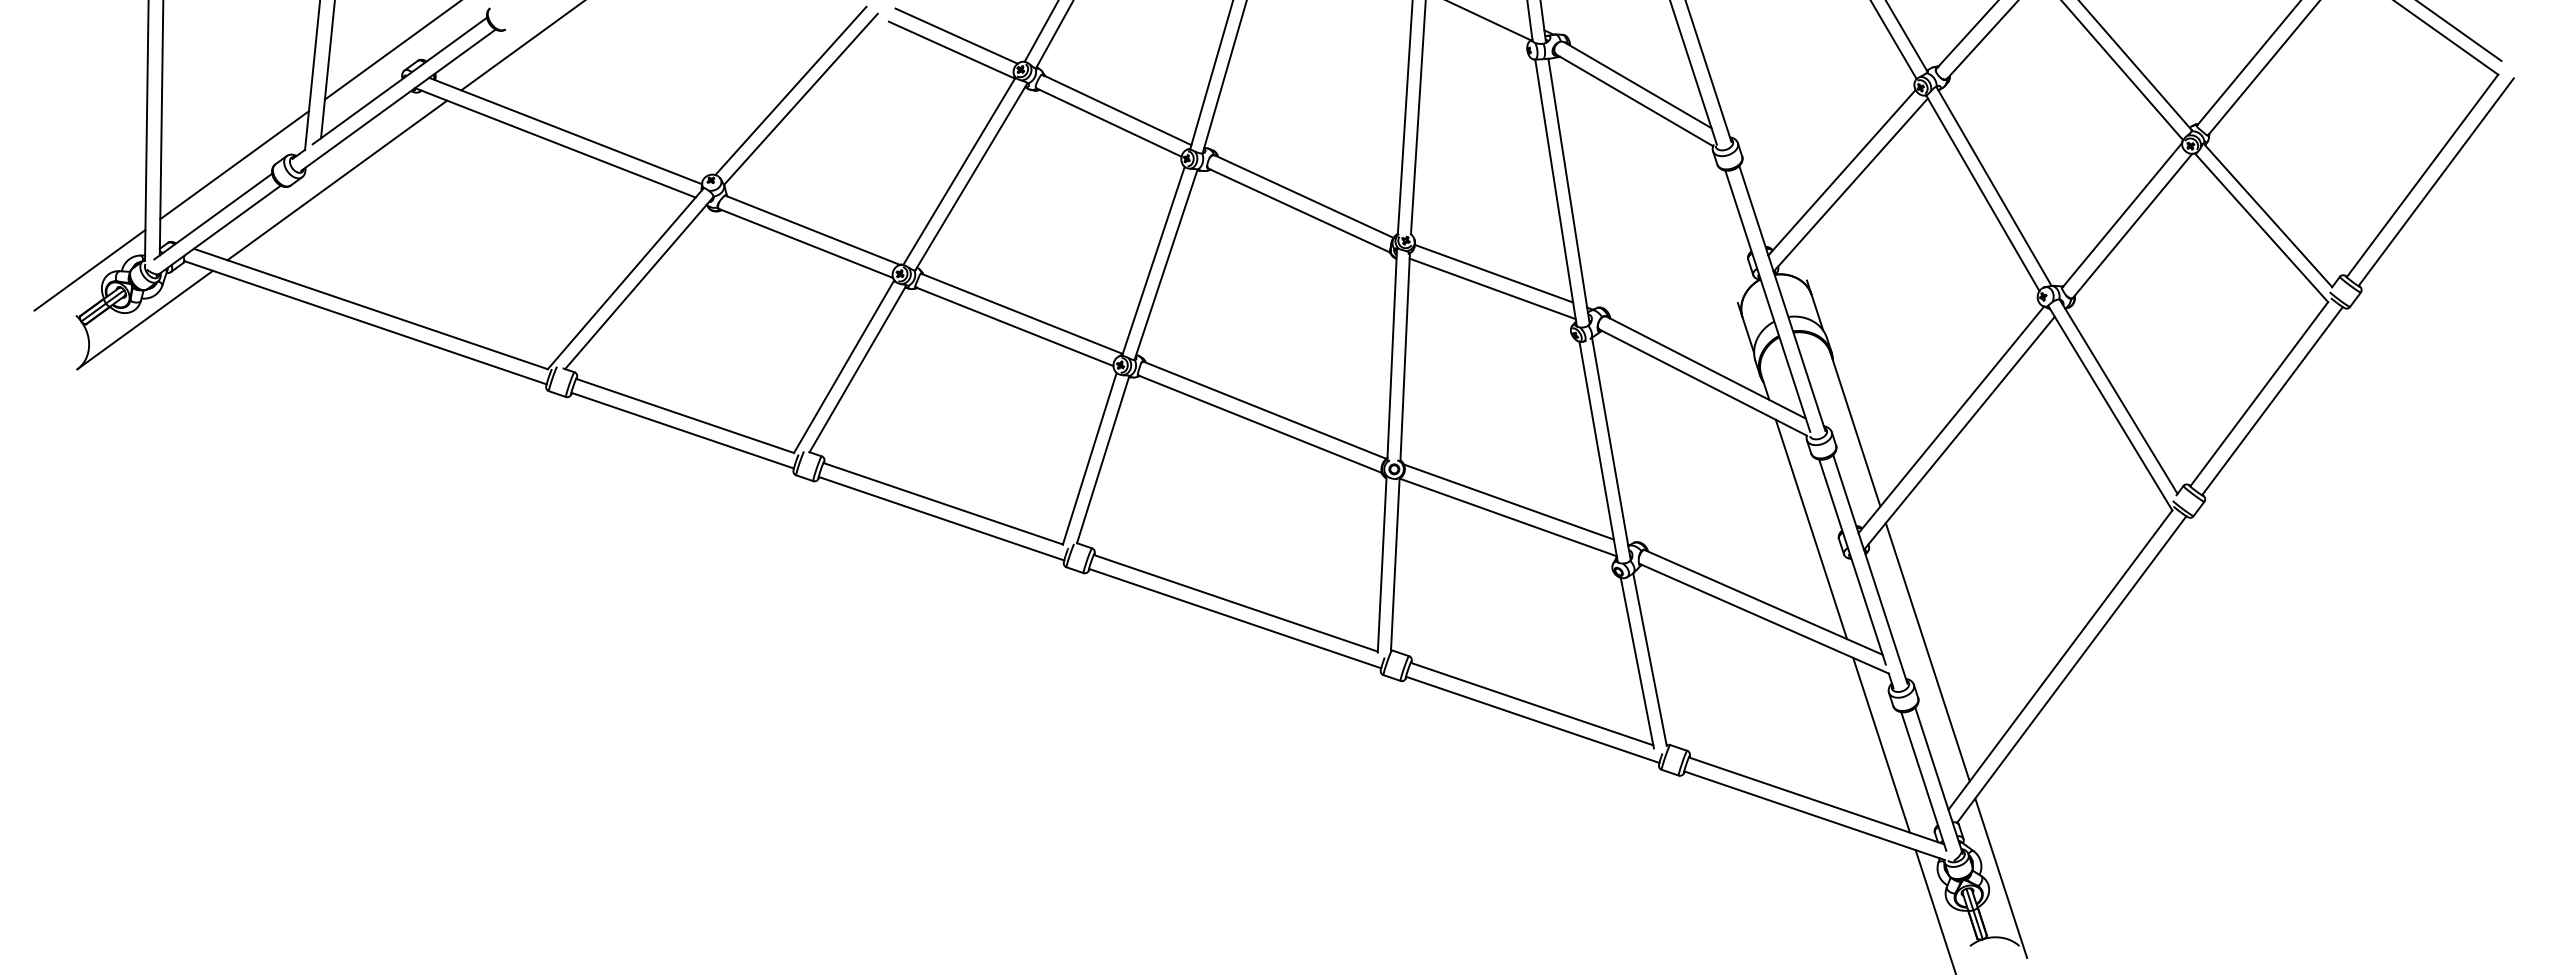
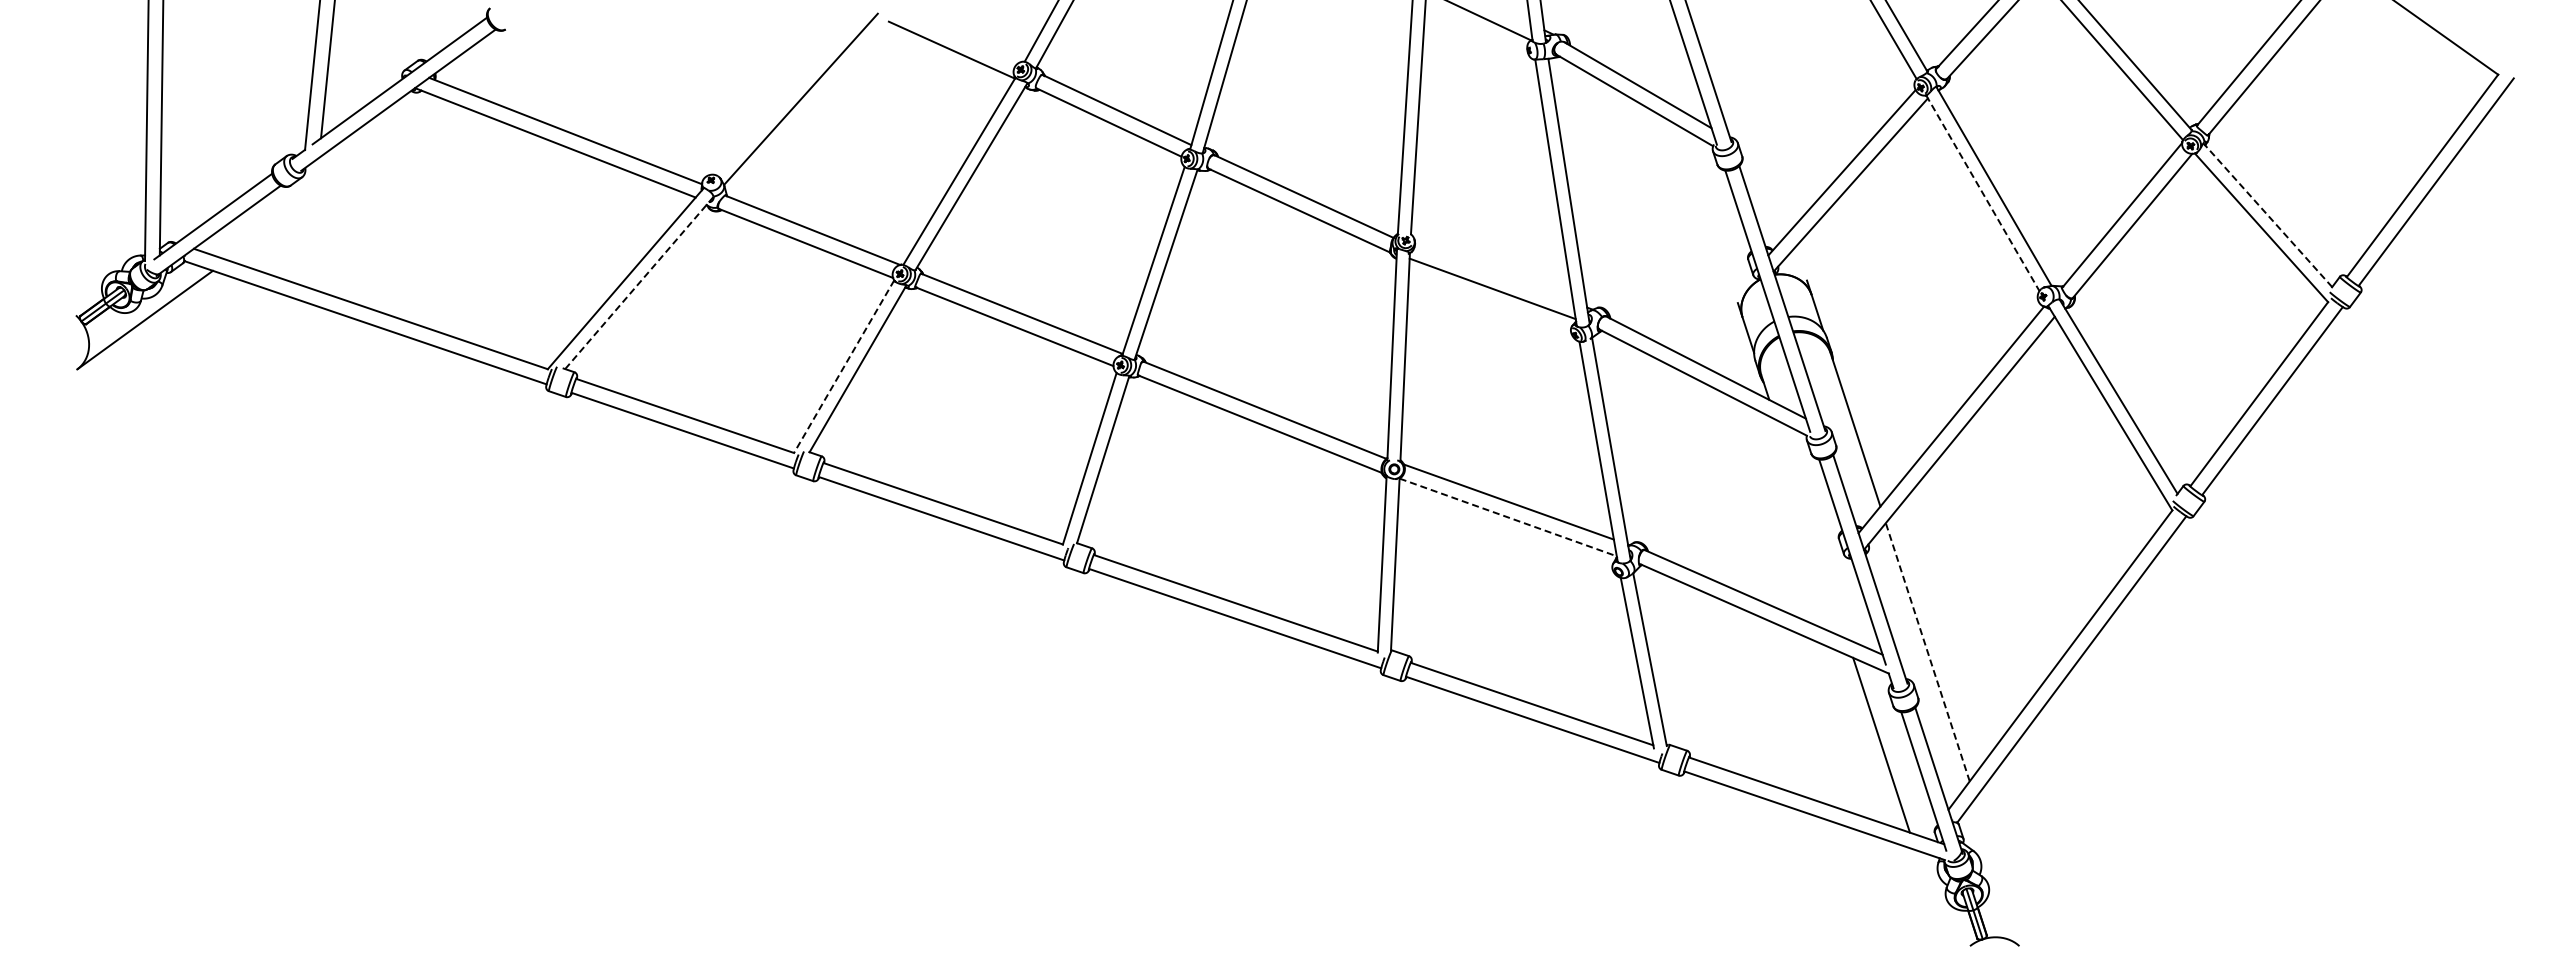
line: present -> none (2459, 31)
line: present -> none (956, 35)
line: present -> none (521, 46)
line: present -> none (391, 50)
line: present -> none (790, 90)
line: present -> none (234, 165)
line: present -> none (337, 180)
line: solid -> dashed (1983, 193)
line: solid -> dashed (2267, 214)
line: present -> none (89, 270)
line: present -> none (1494, 273)
line: solid -> dashed (639, 282)
line: solid -> dashed (844, 366)
line: solid -> dashed (1508, 517)
line: present -> none (1811, 529)
line: solid -> dashed (1927, 652)
line: present -> none (2001, 878)
line: present -> none (1935, 910)
